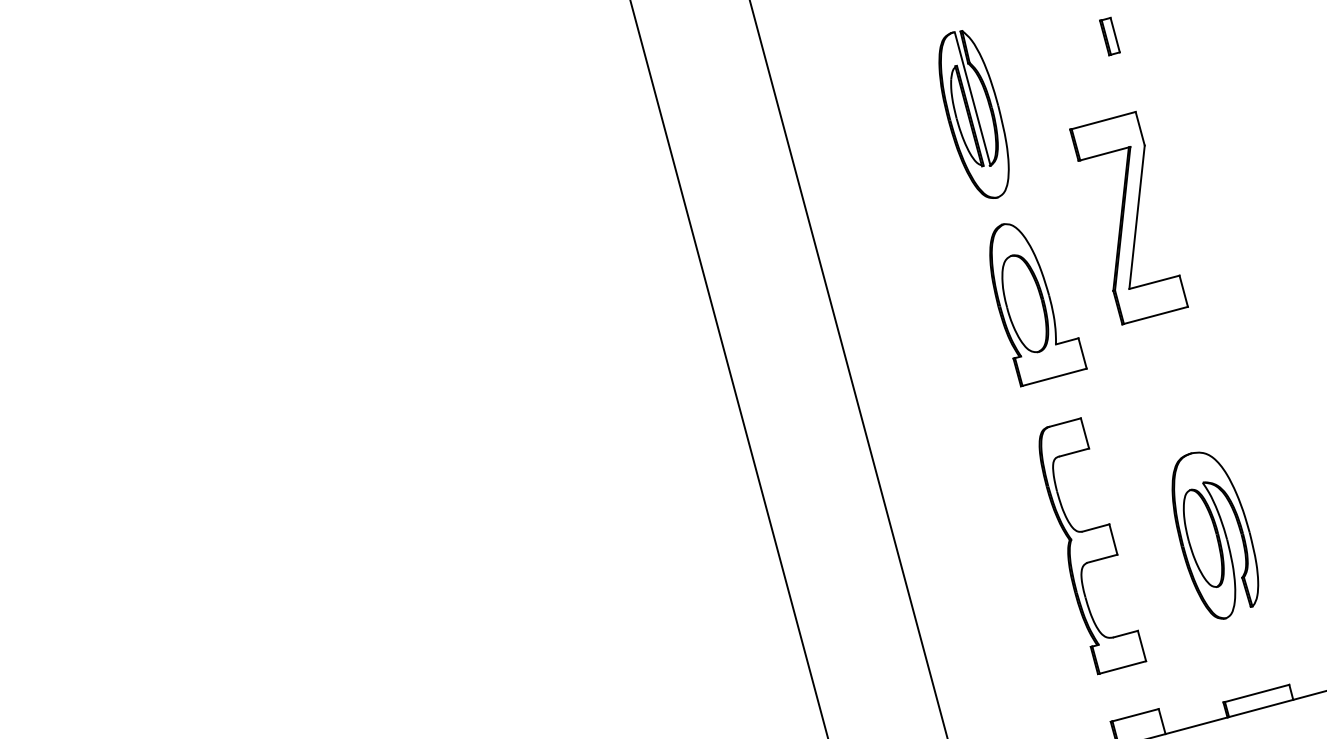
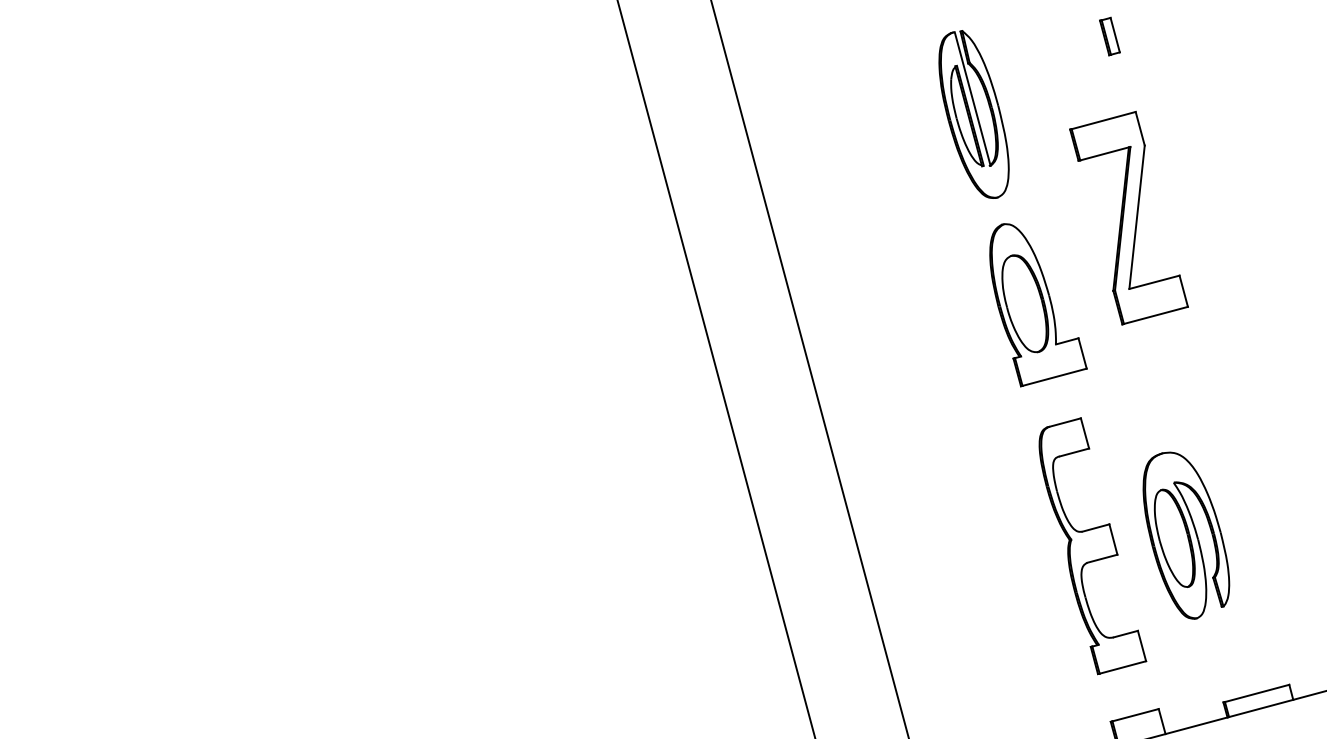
line position: (728, 368) -> (716, 368) (716, 368)
line position: (848, 368) -> (809, 368) (809, 368)
part position: (1215, 535) -> (1186, 535) (1186, 535)
